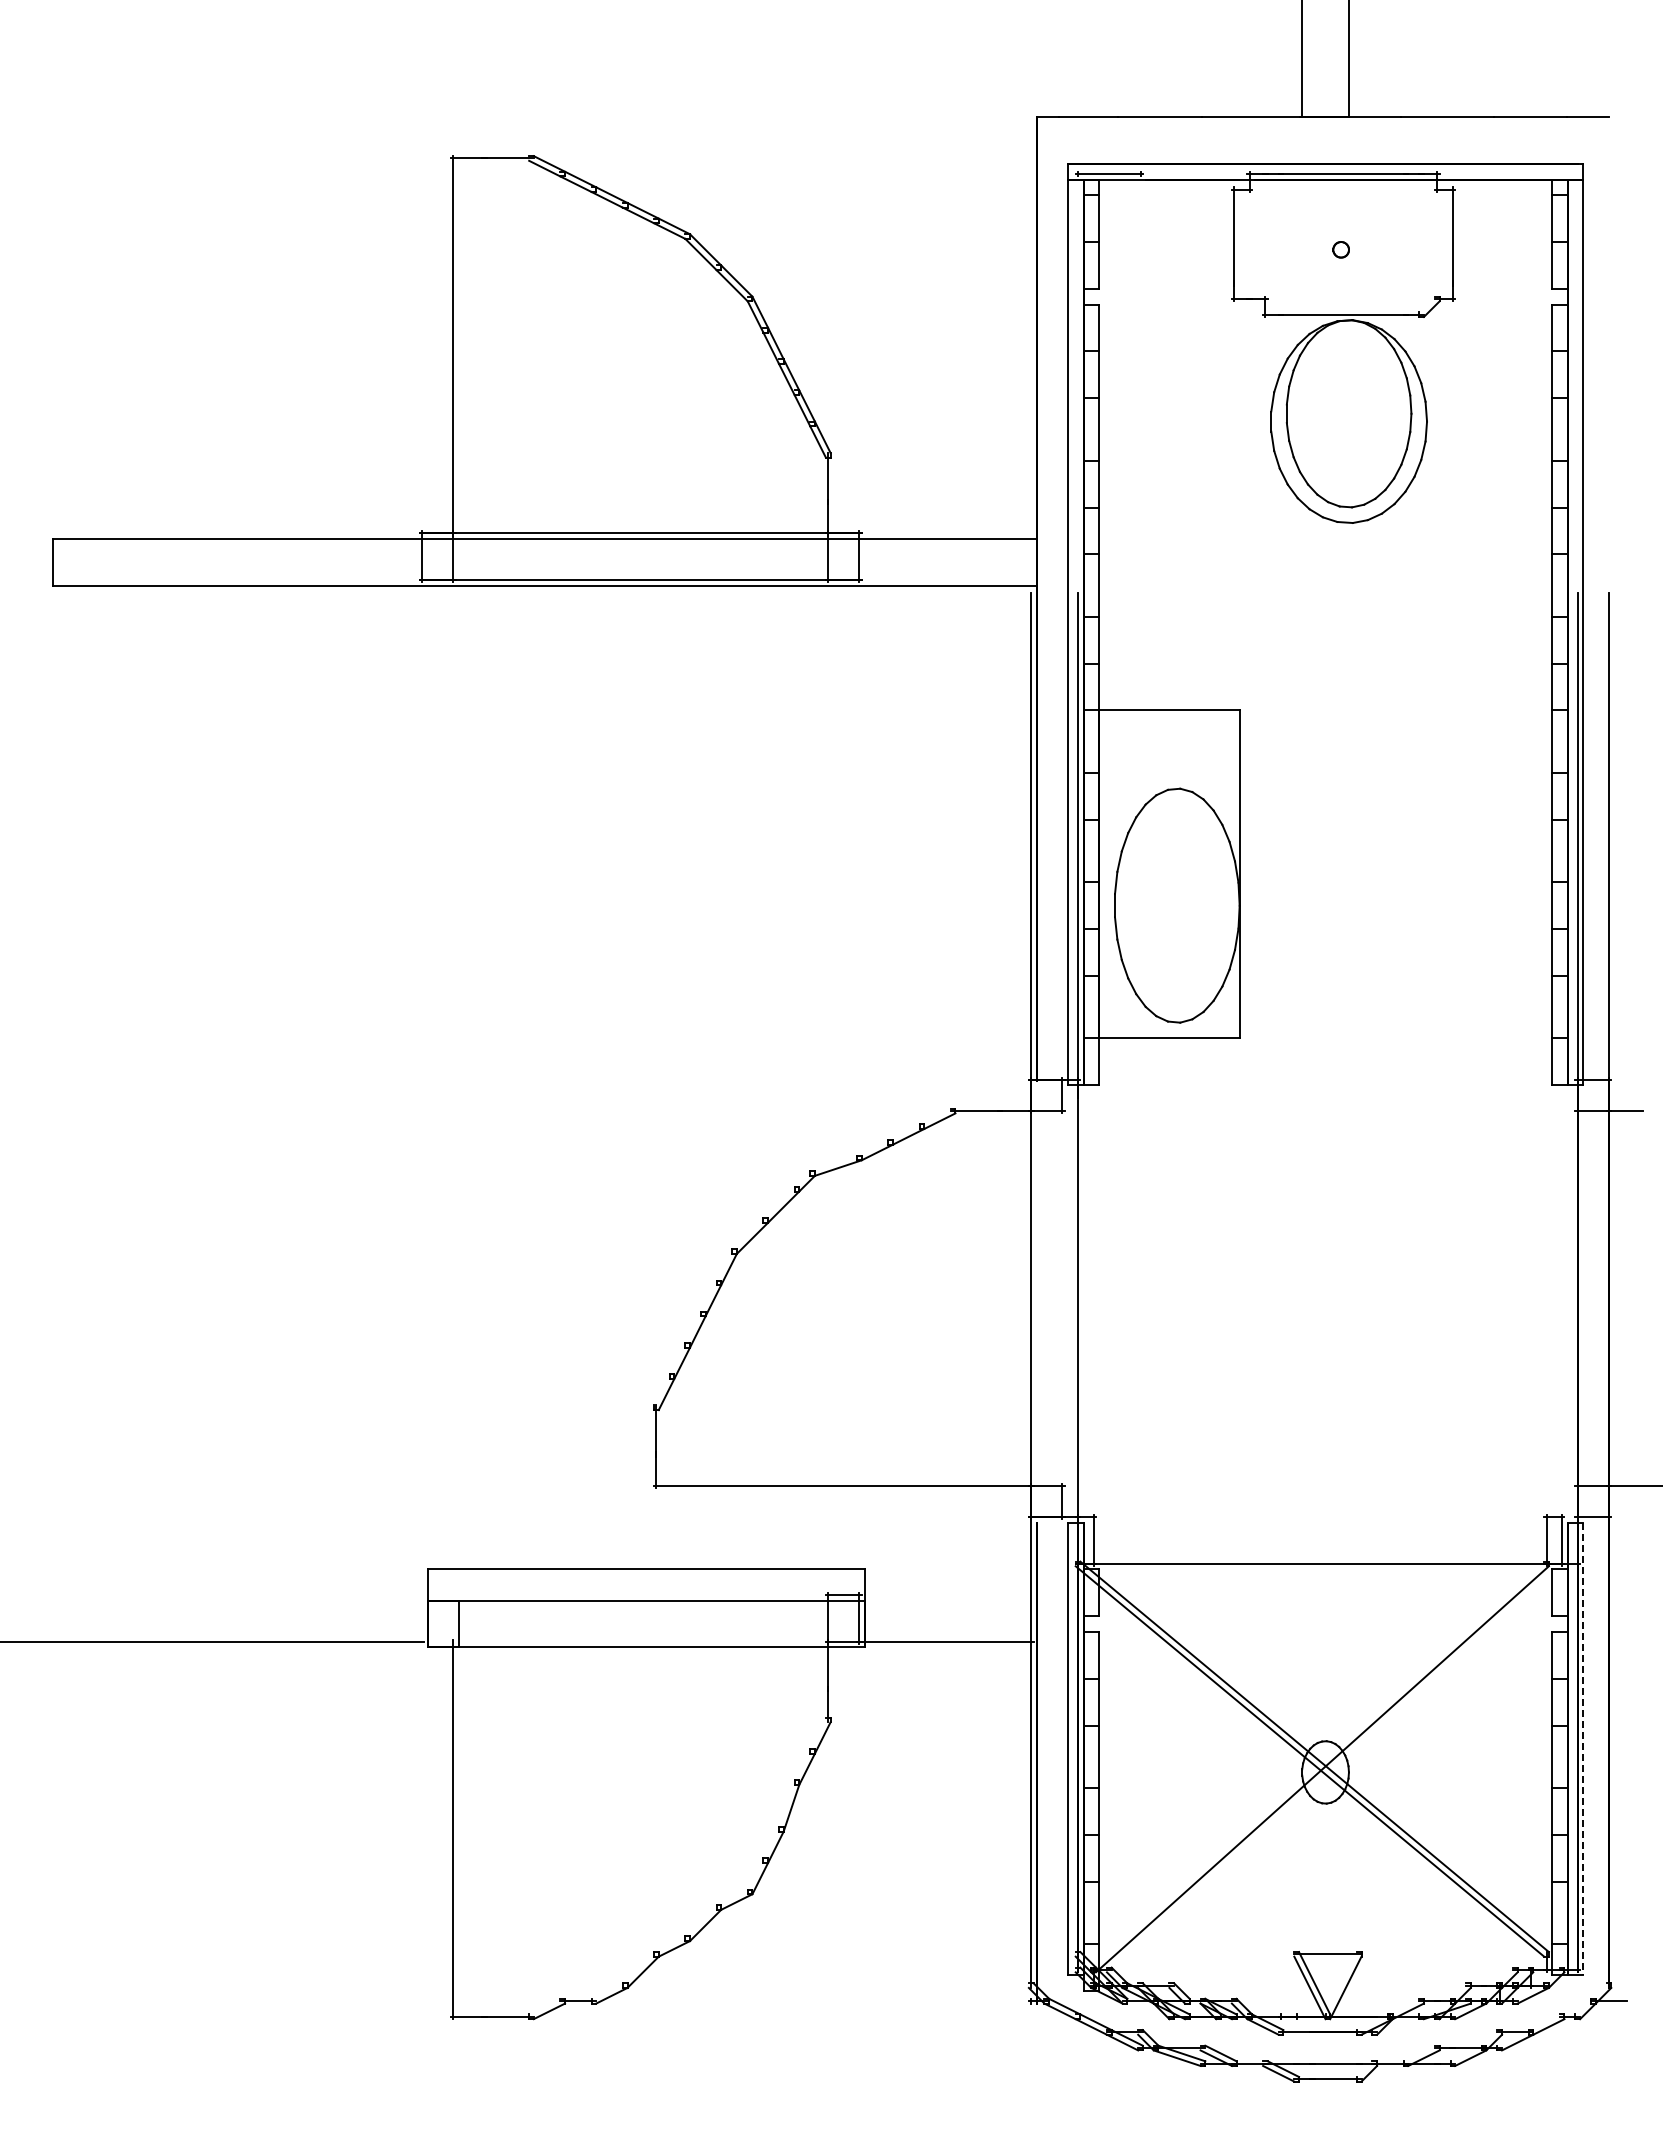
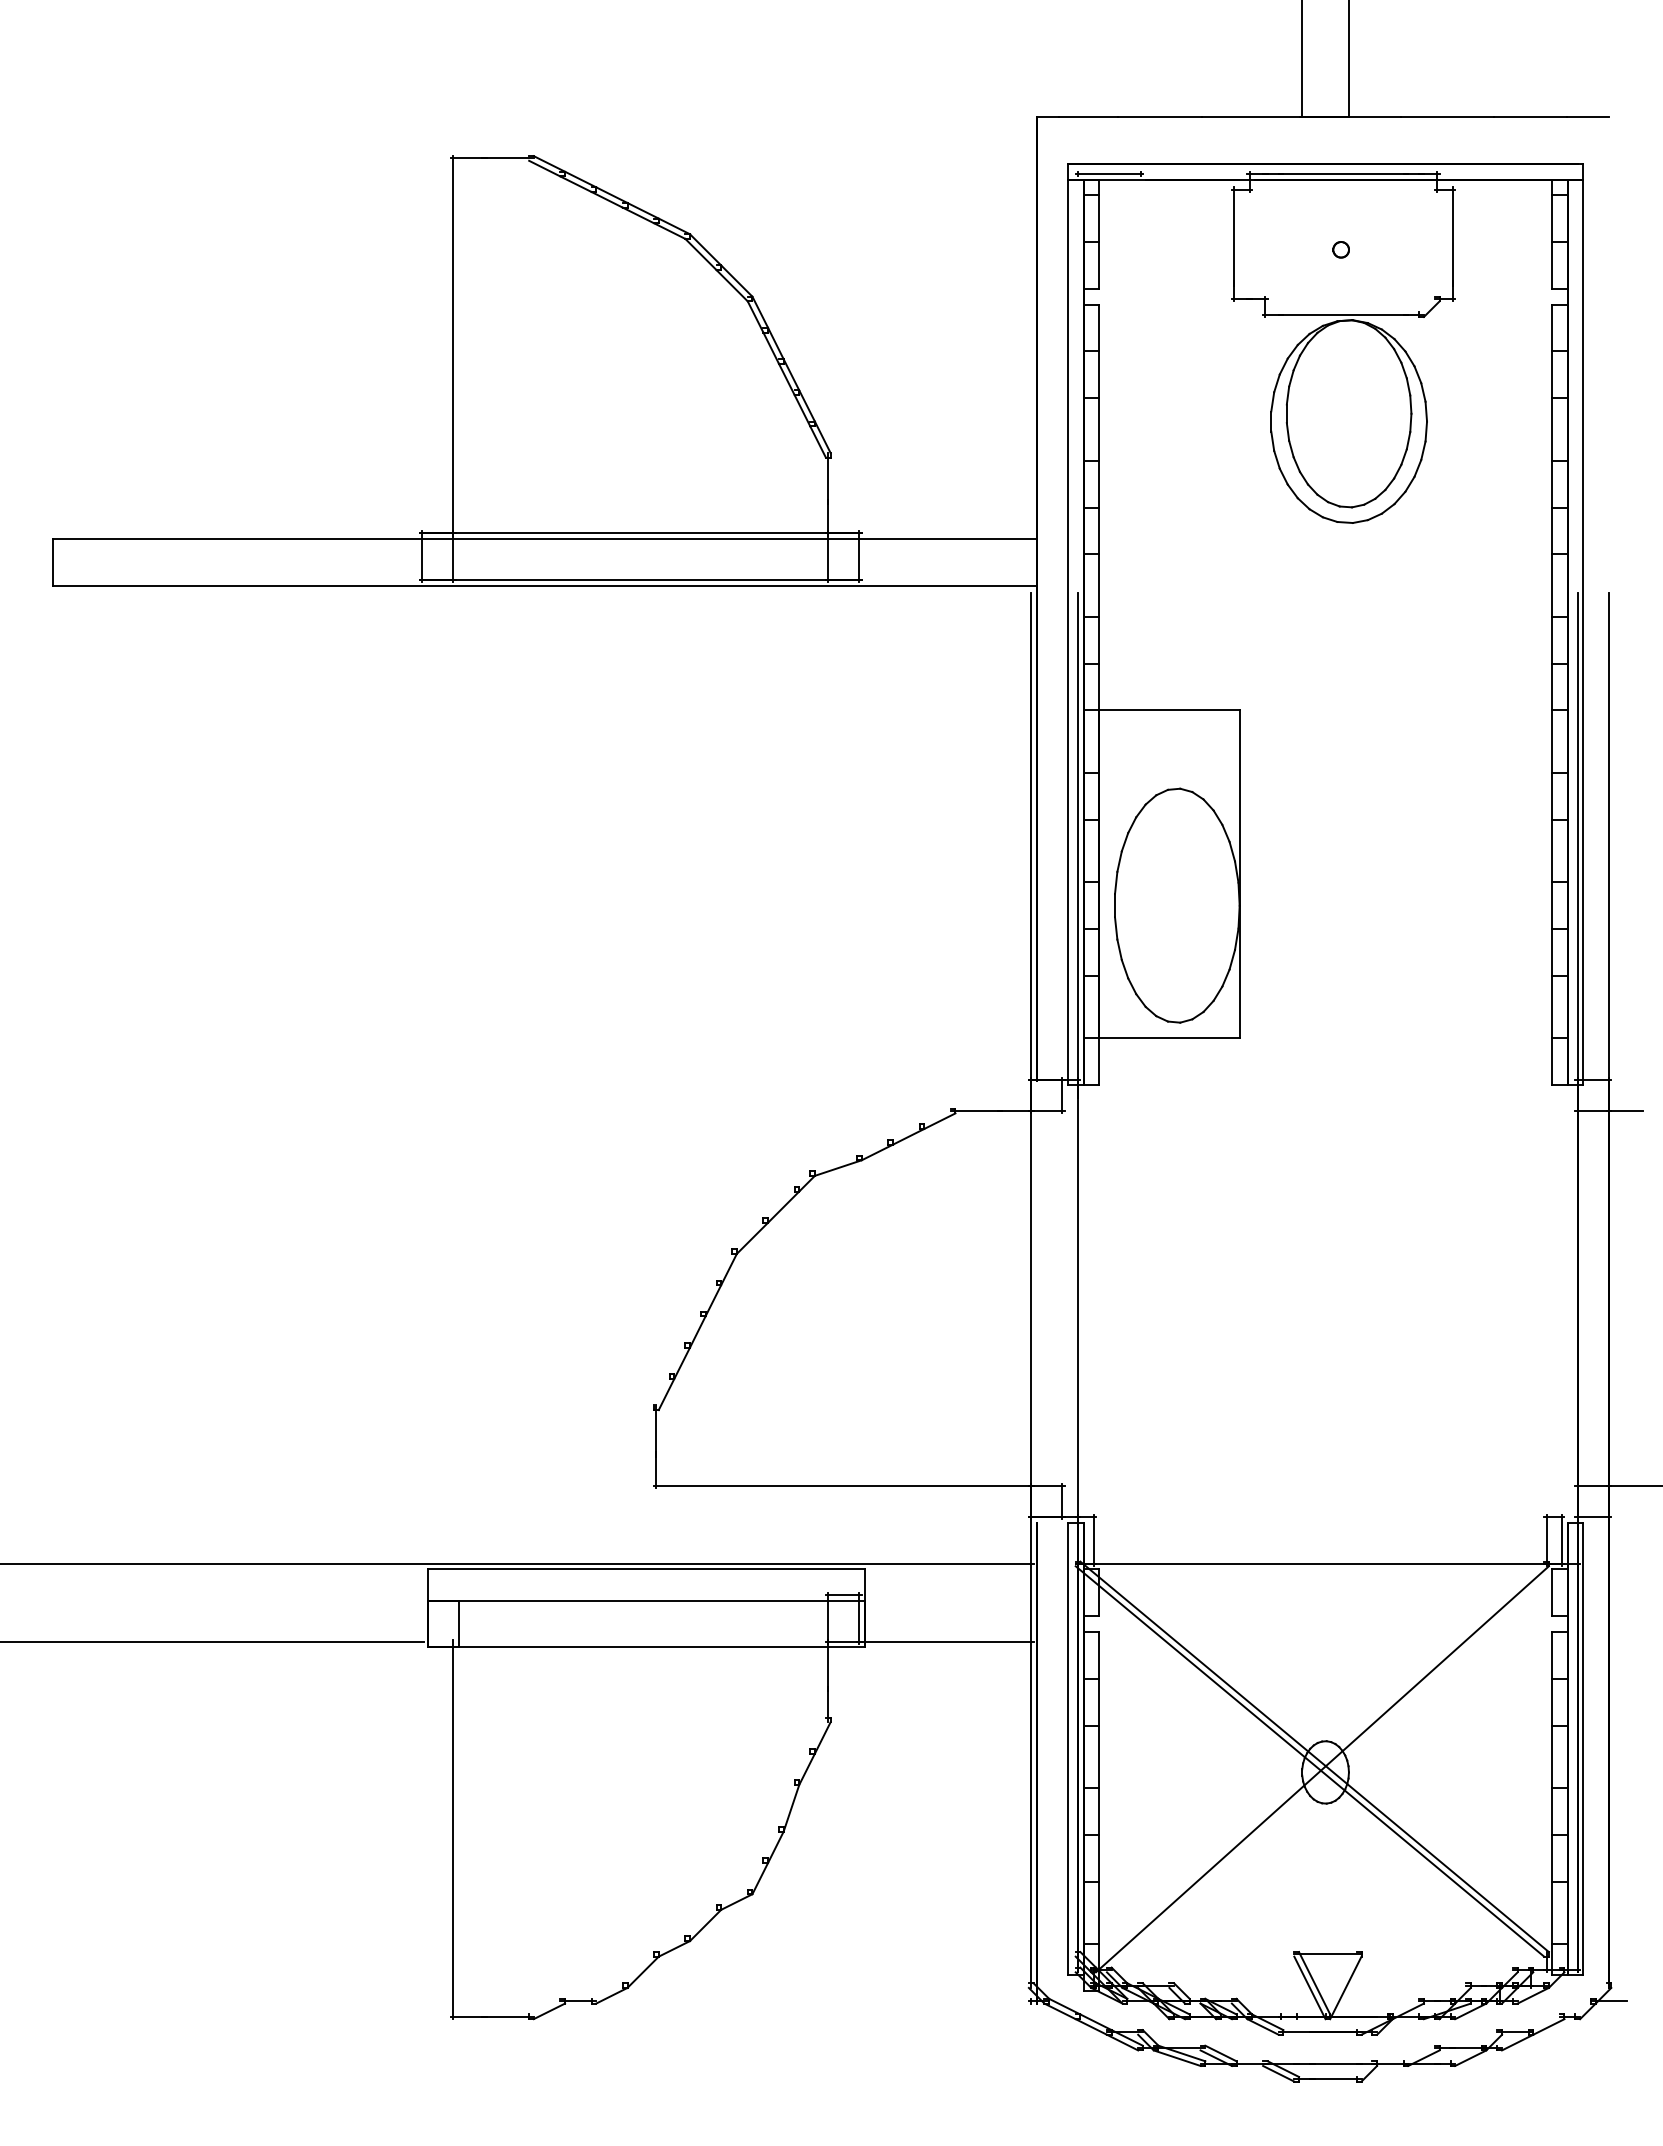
line: none -> present (517, 1563)
line: dashed -> solid (1583, 1749)
